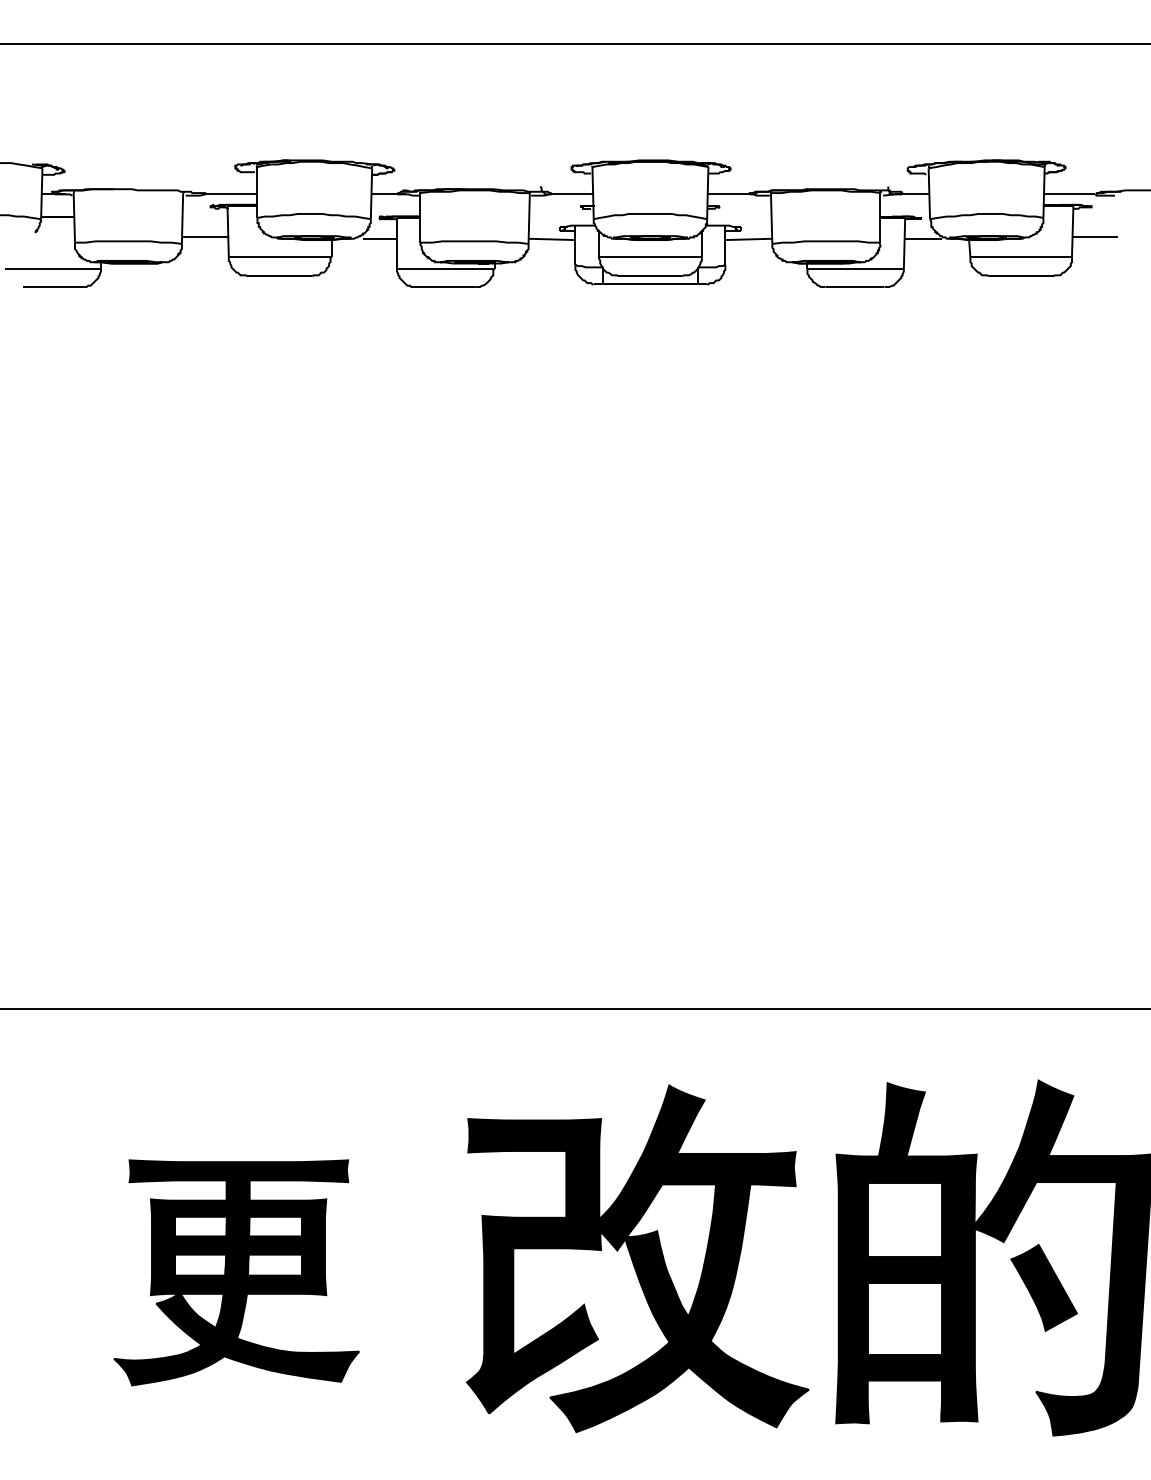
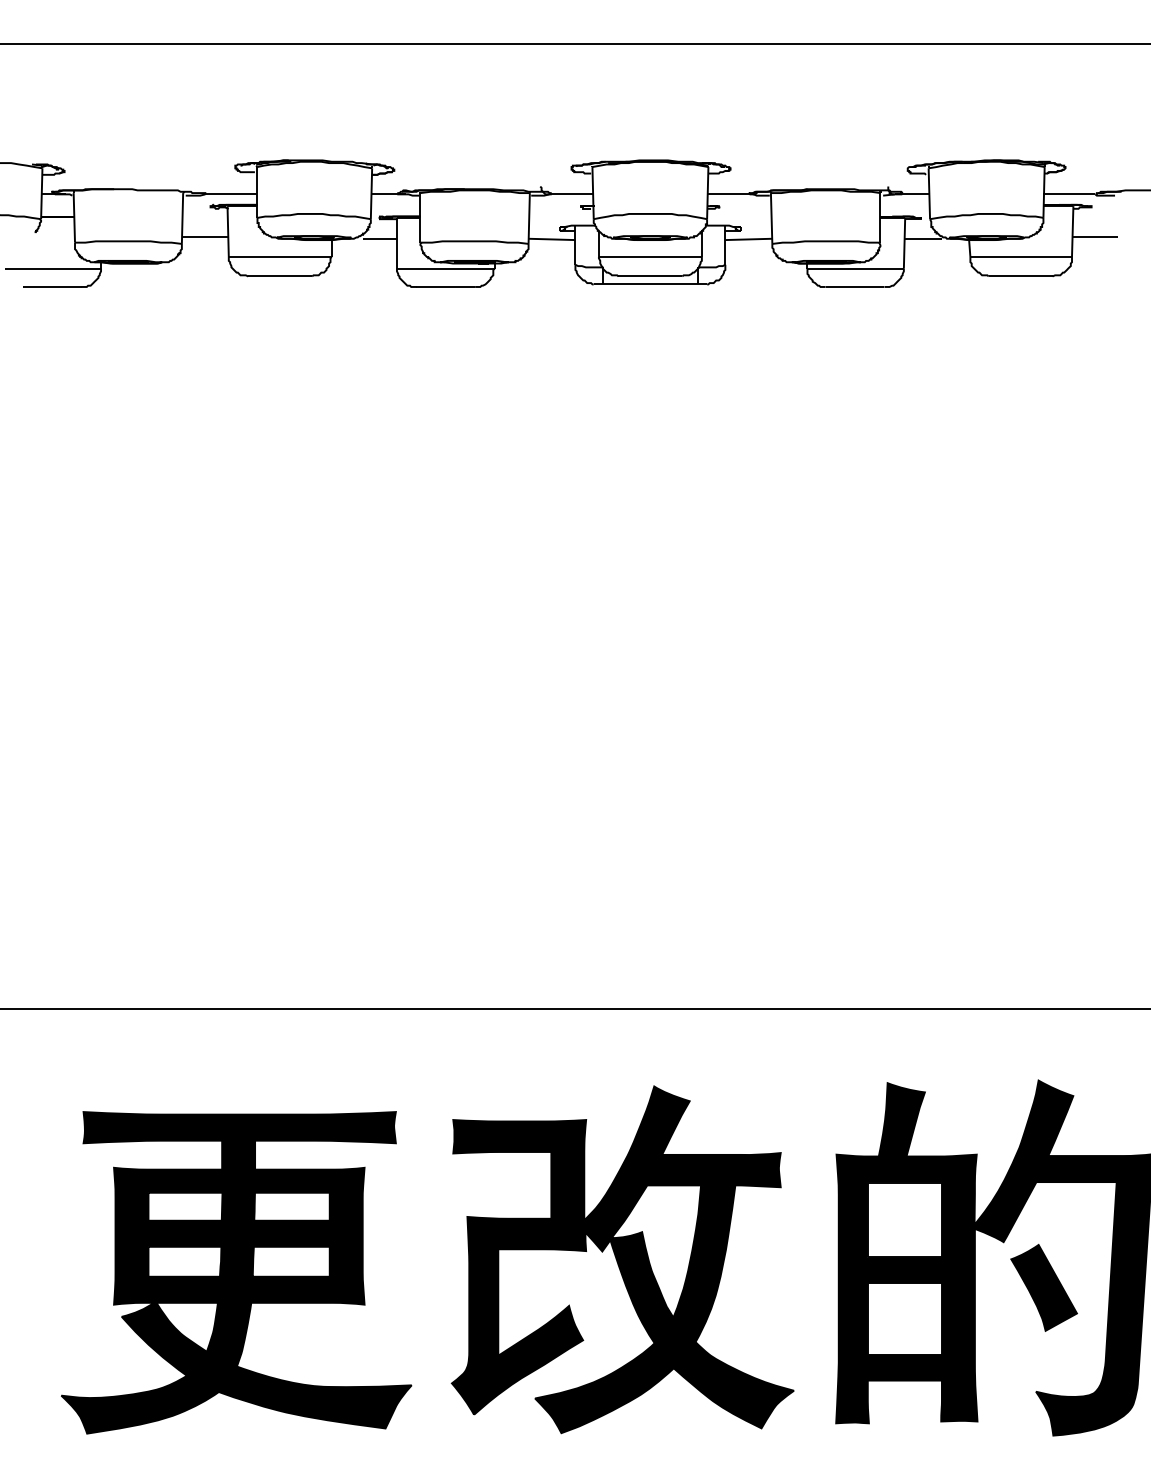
part position: (637, 1258) -> (622, 1259) (622, 1259)
part size: 247x228 px -> 352x324 px (236, 1272)
